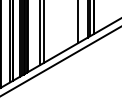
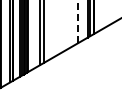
line: solid -> dashed (78, 21)
line: present -> none (60, 61)
